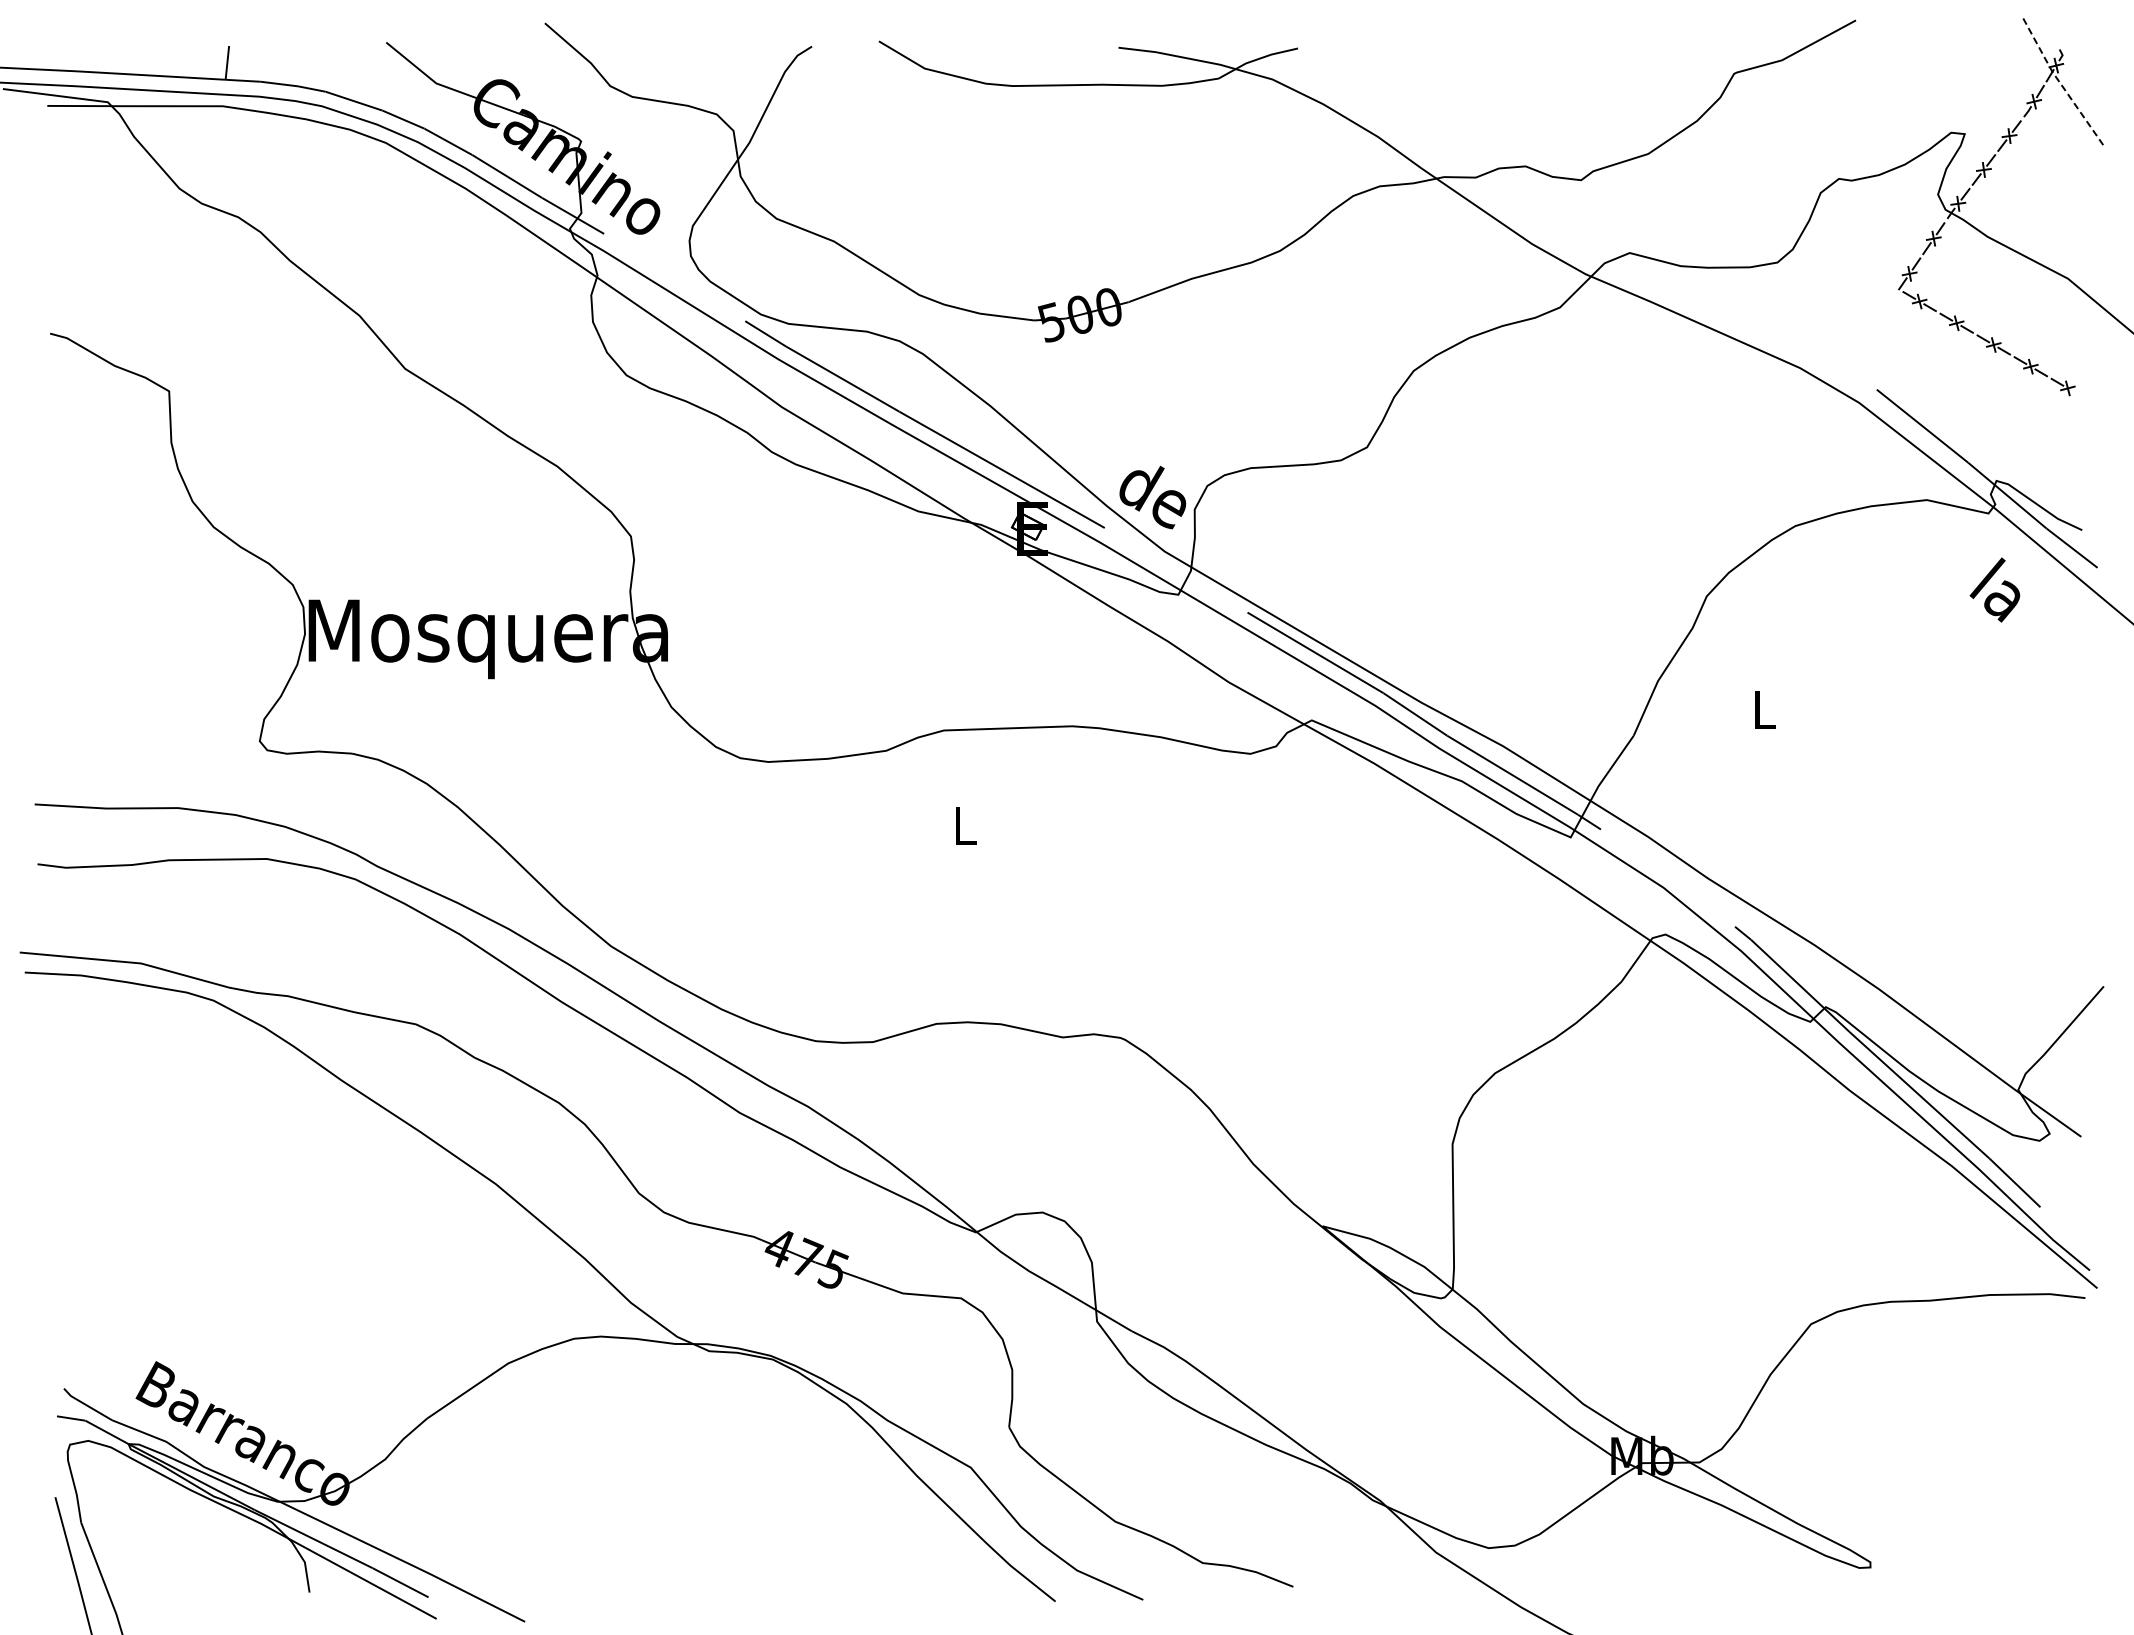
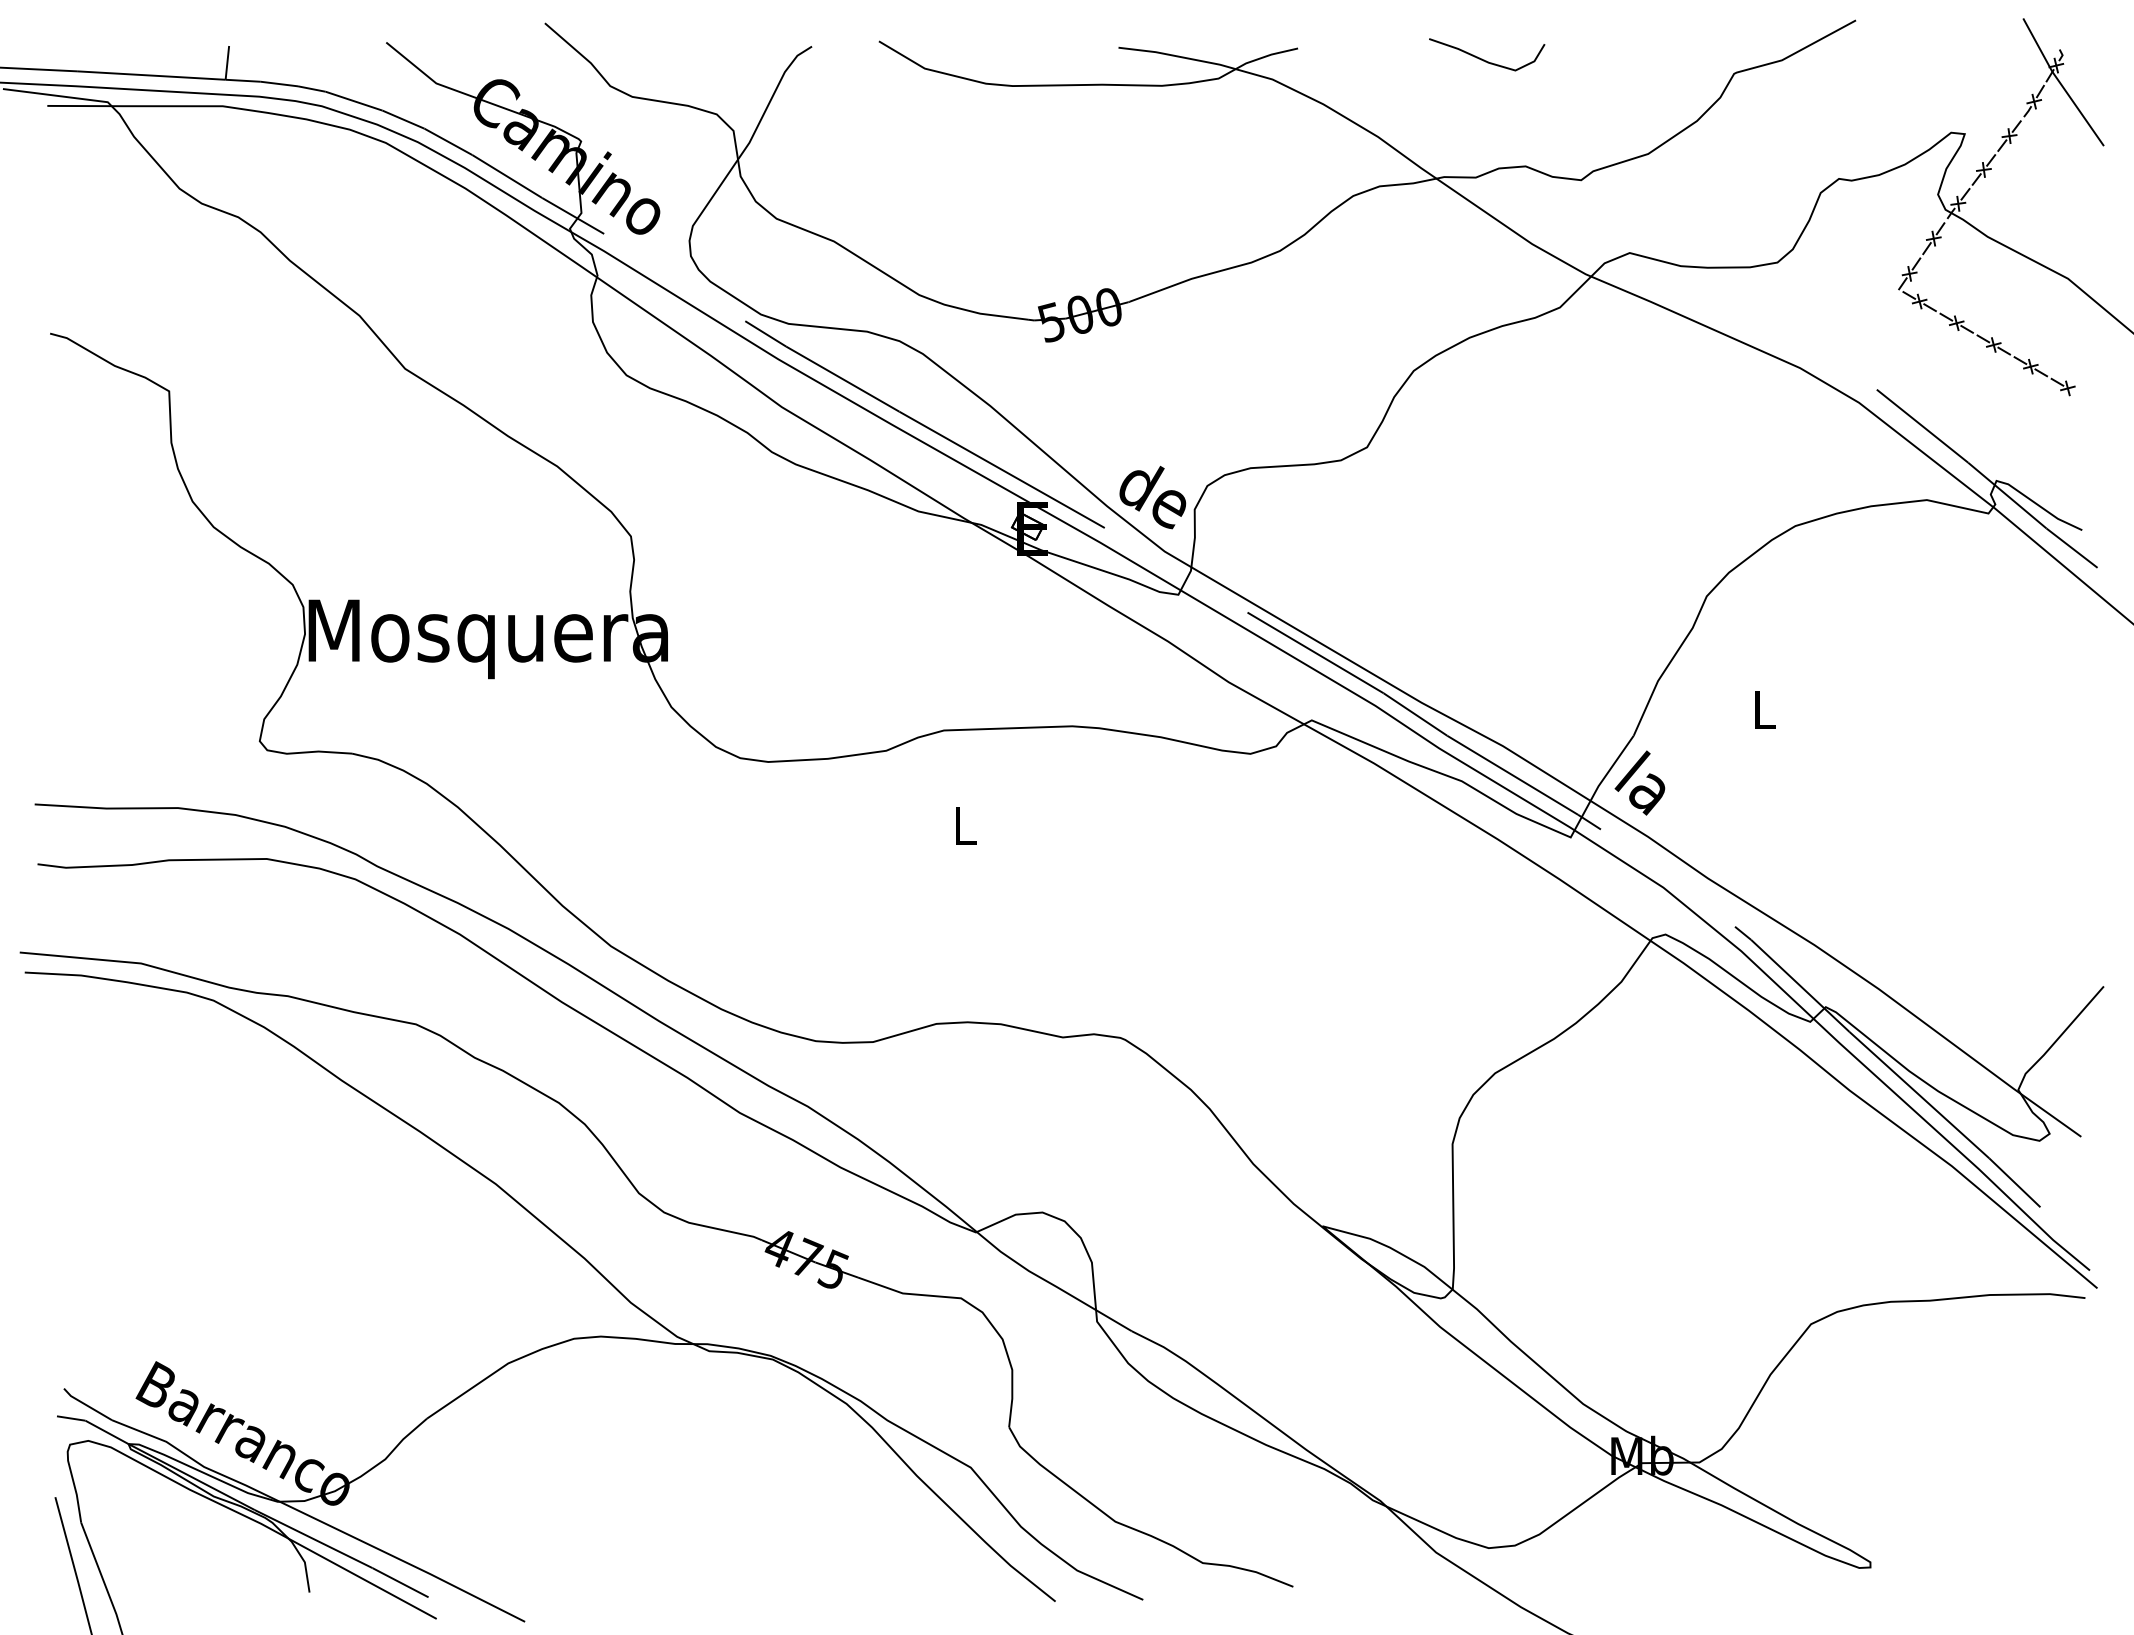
curve: none -> present (1484, 59)
line: dashed -> solid (2060, 84)
text position: (1994, 589) -> (1639, 782) (1639, 782)
